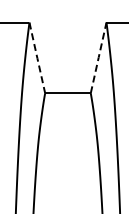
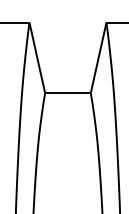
line: dashed -> solid (37, 57)
line: dashed -> solid (98, 58)
